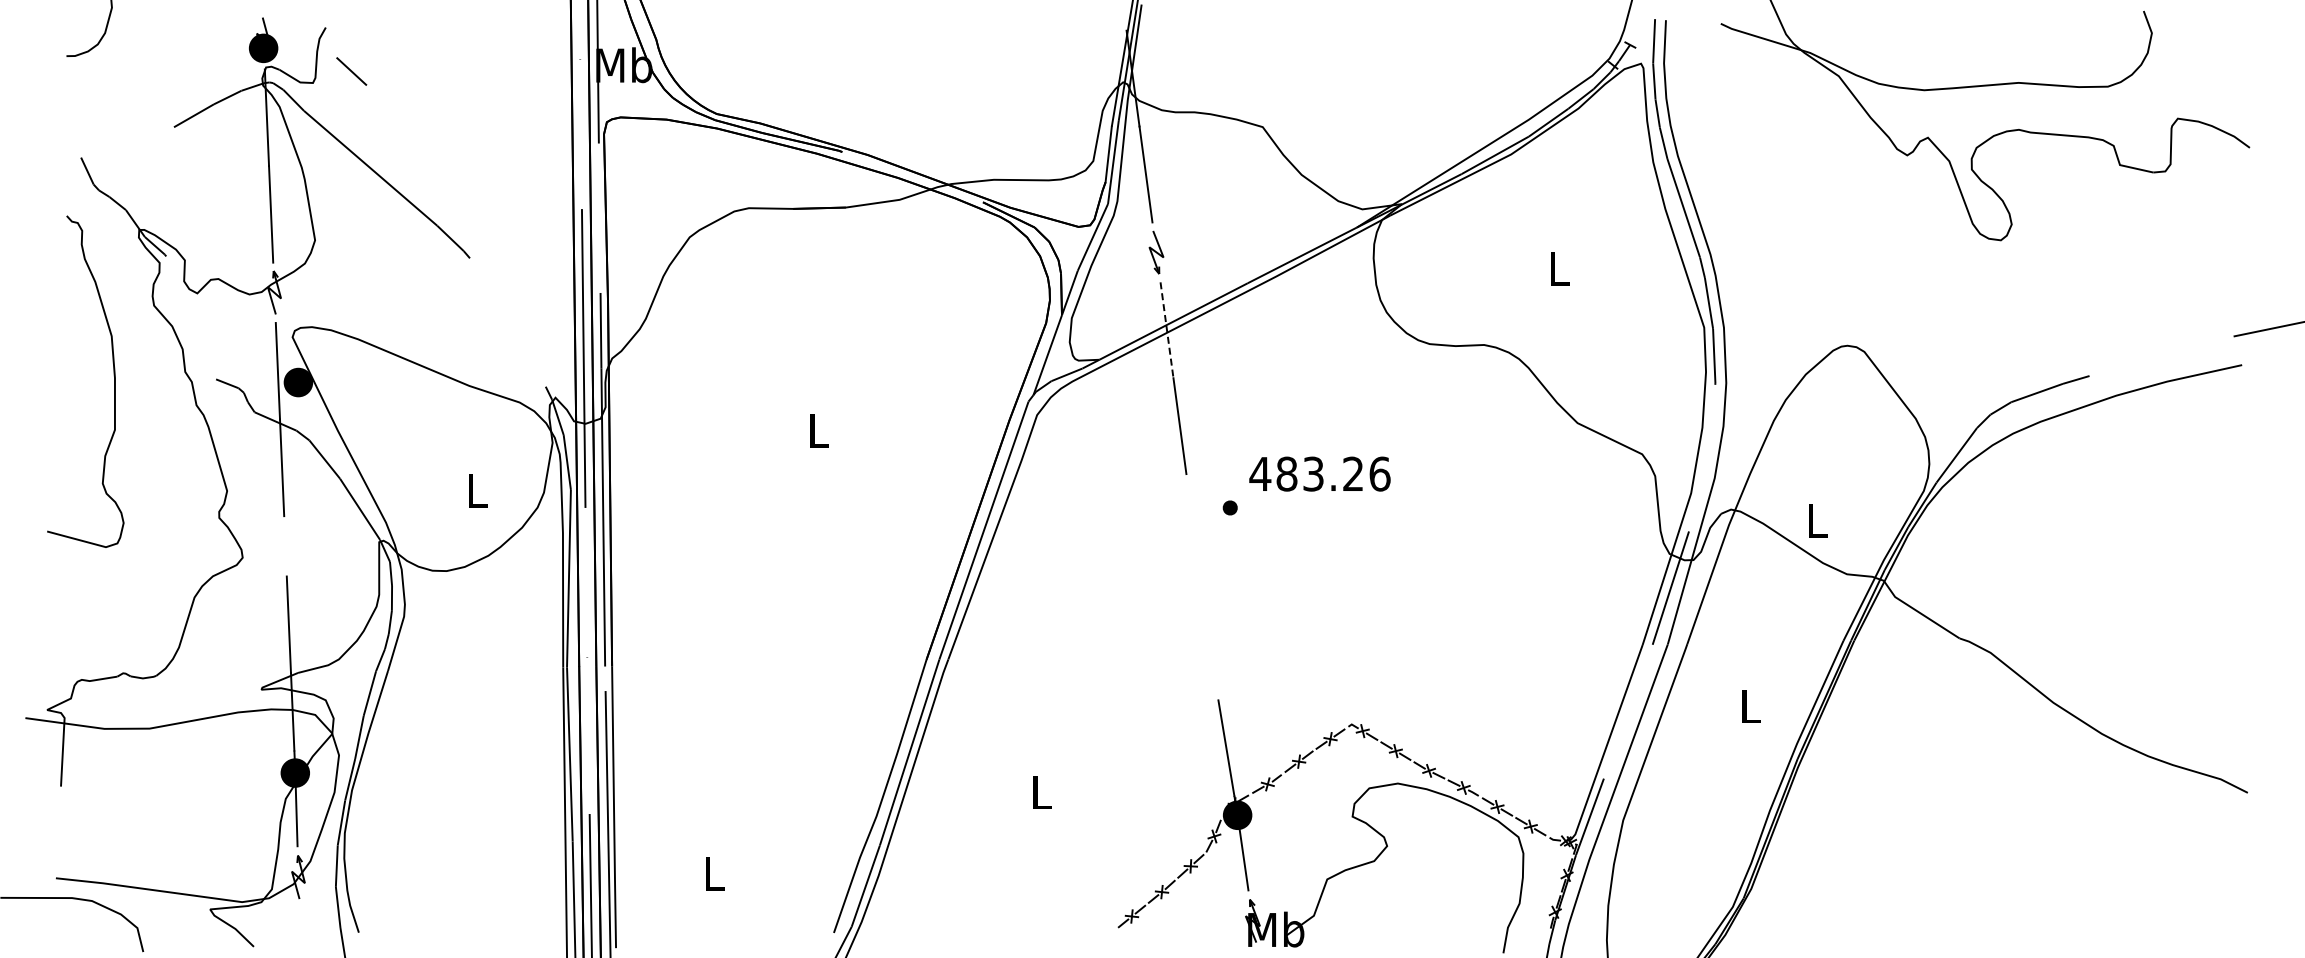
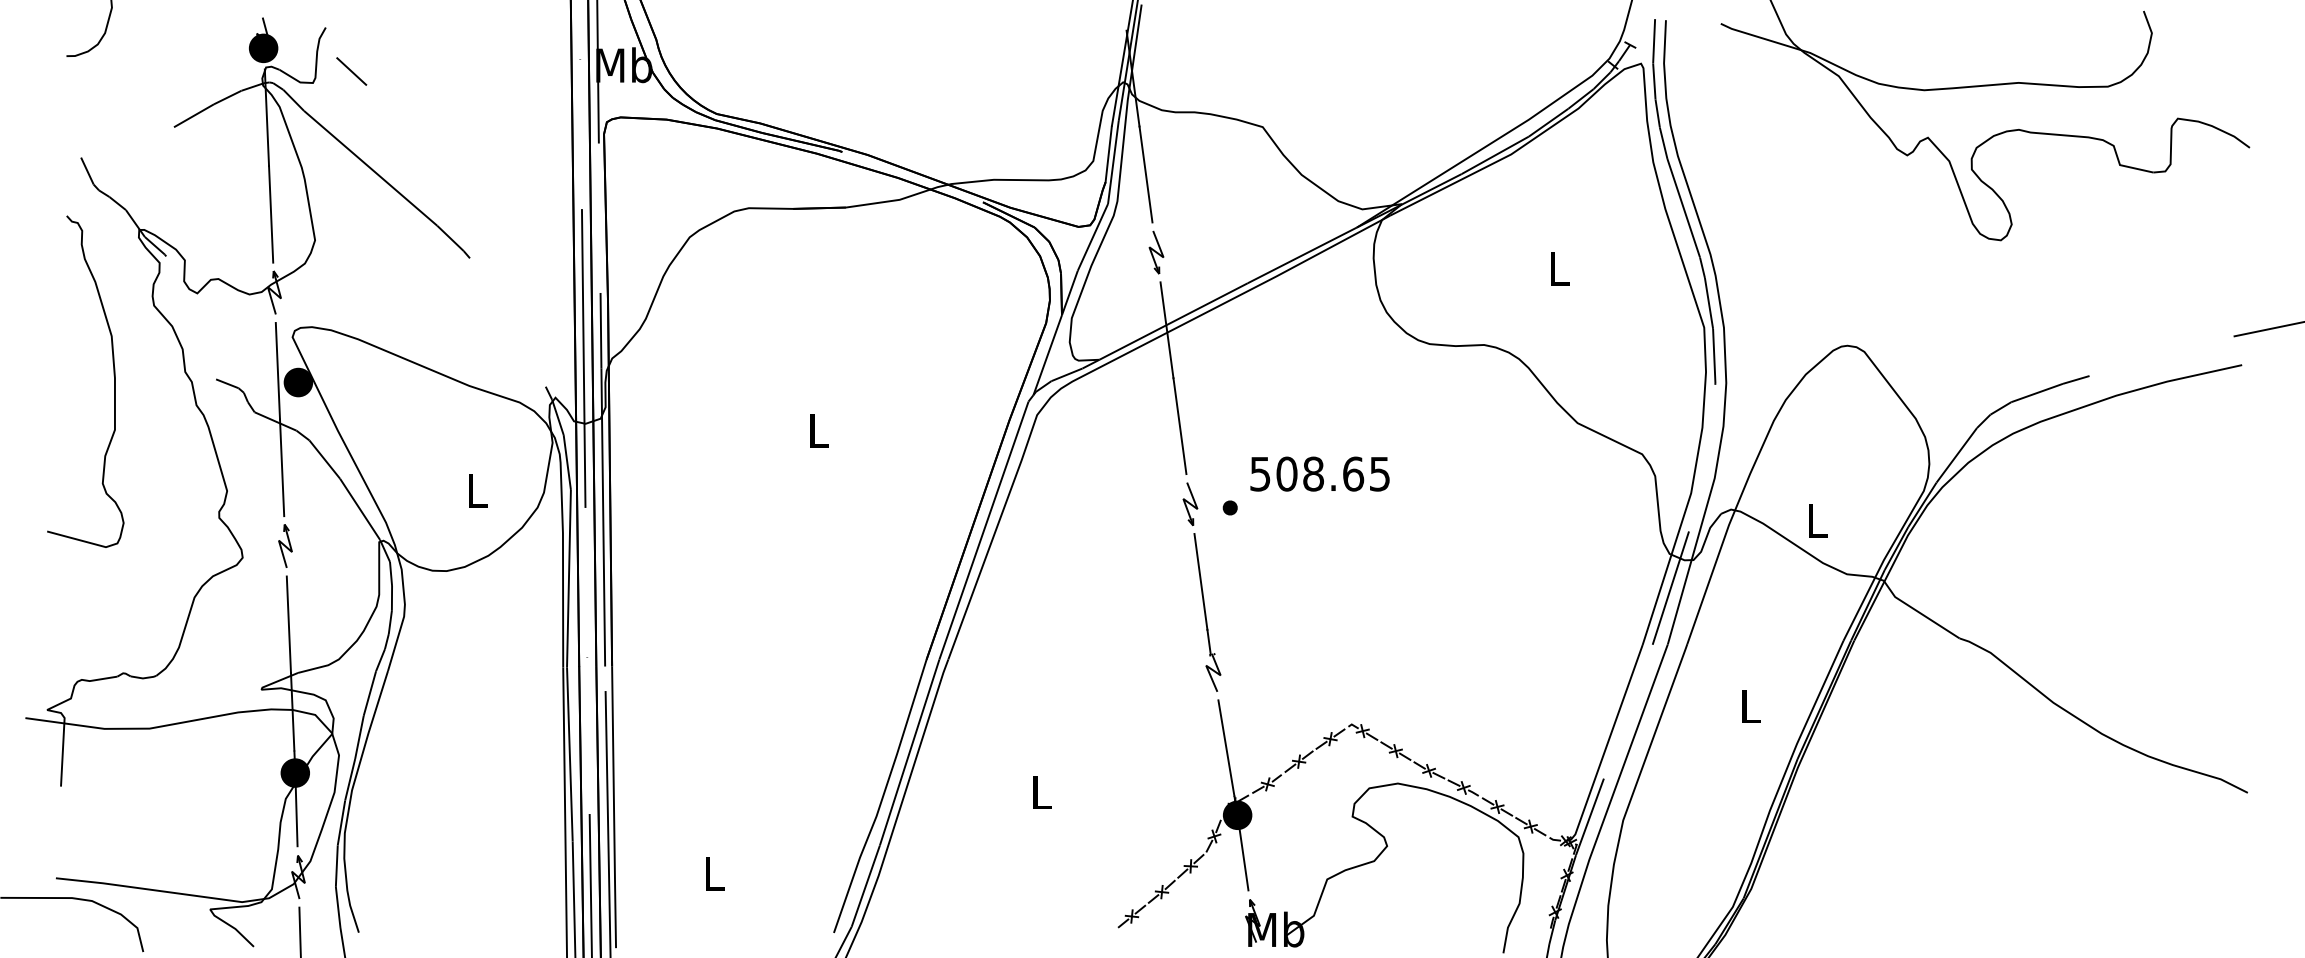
line: dashed -> solid (1167, 330)
text: 483.26 -> 508.65 (1319, 473)
part: none -> present (285, 545)
part: none -> present (1201, 586)
line: none -> present (299, 930)
